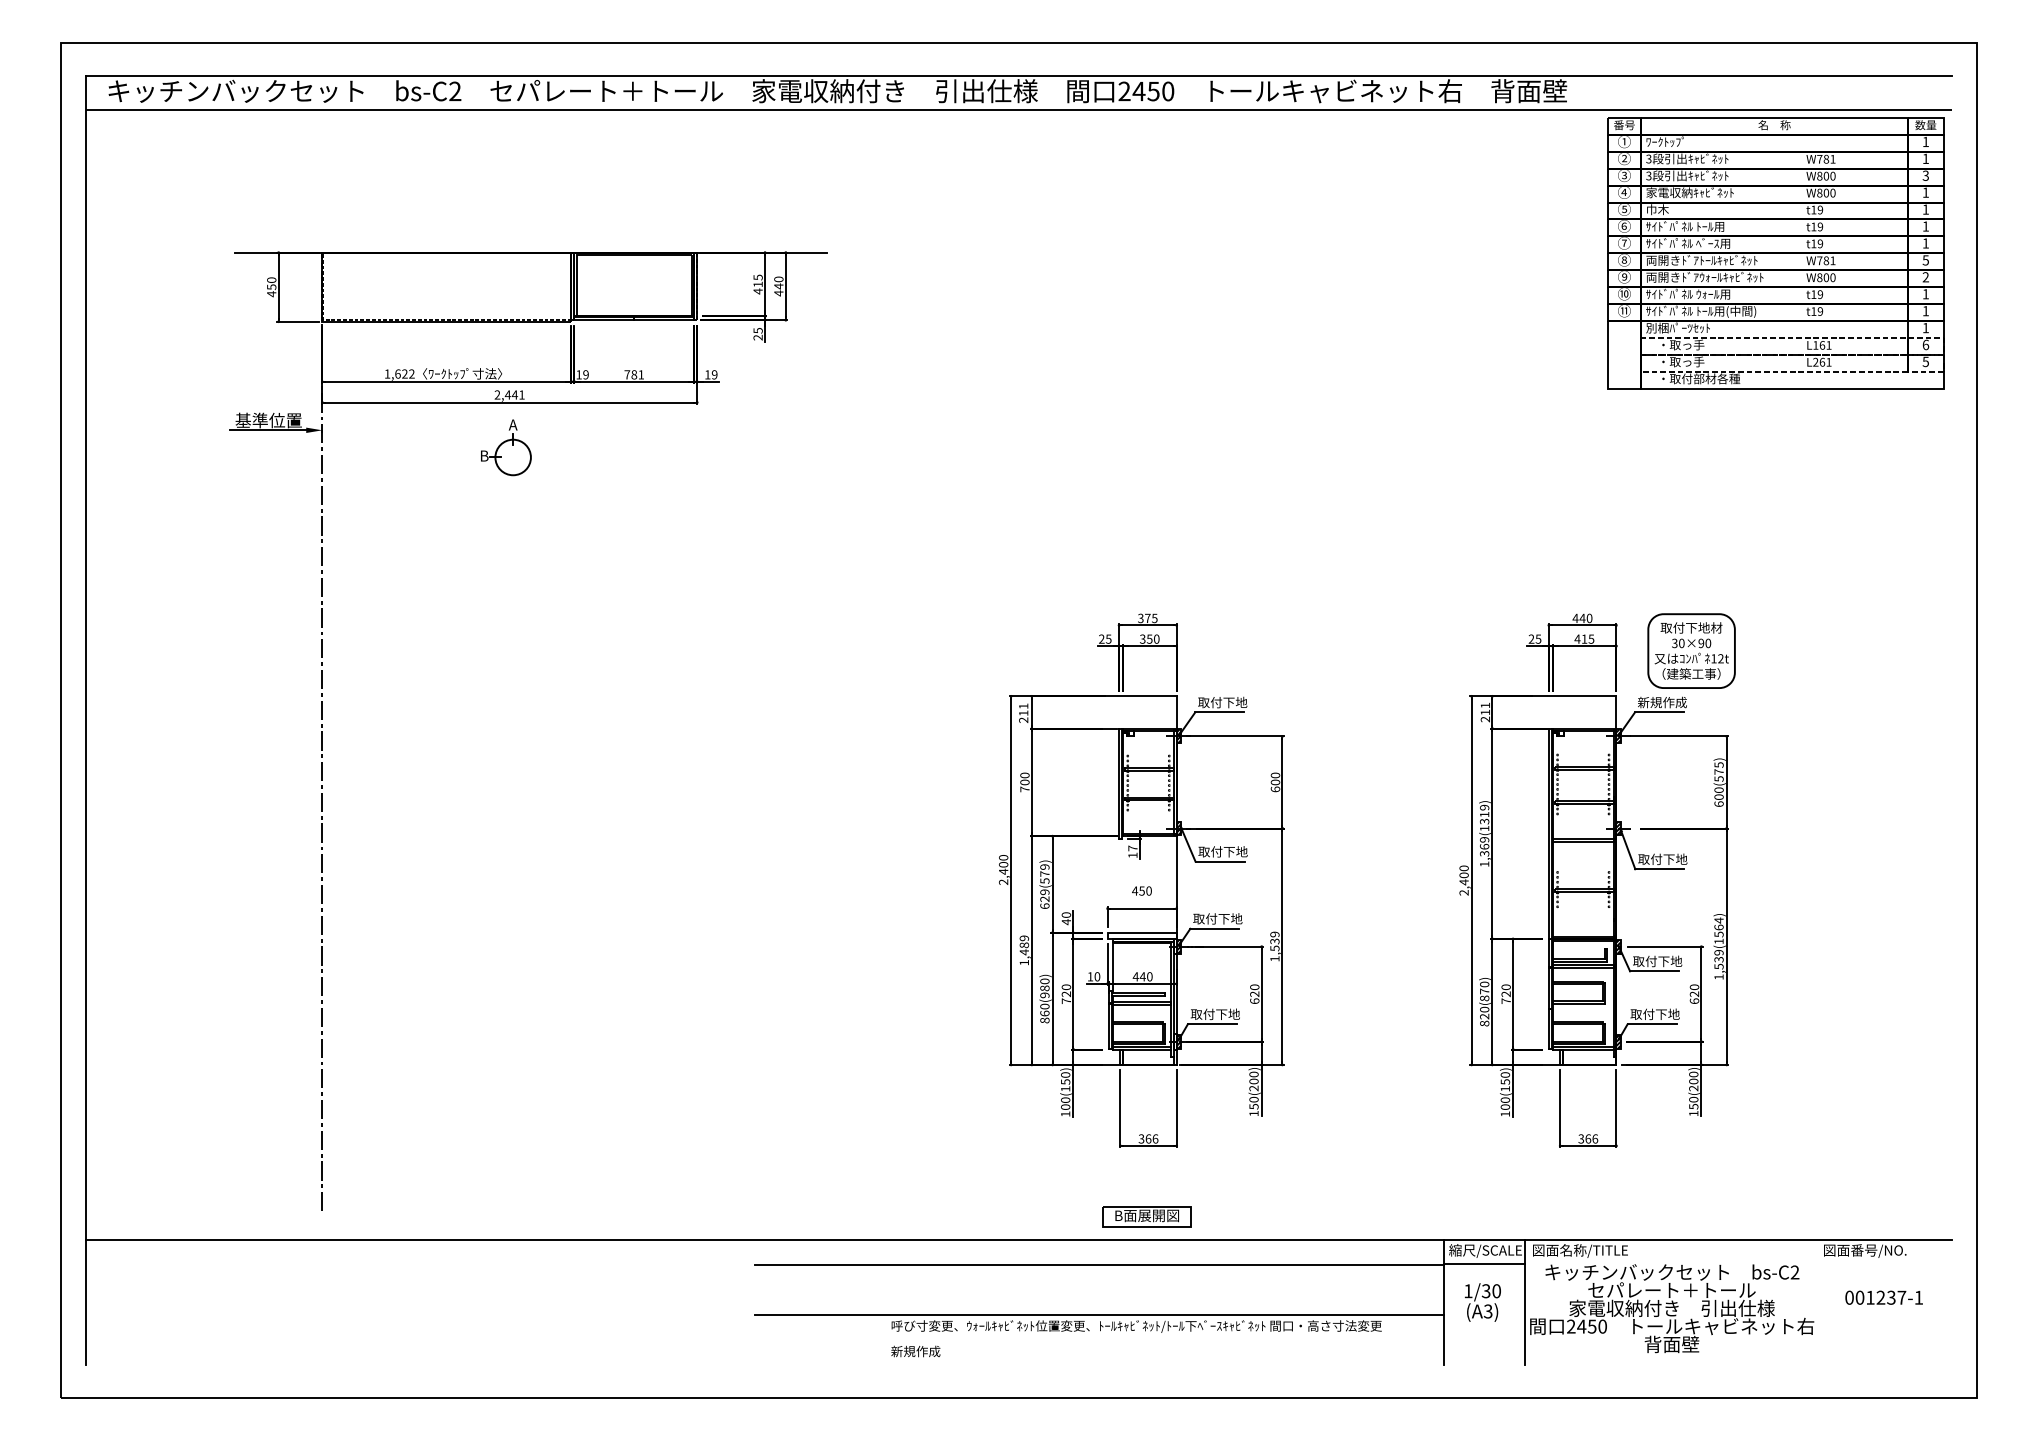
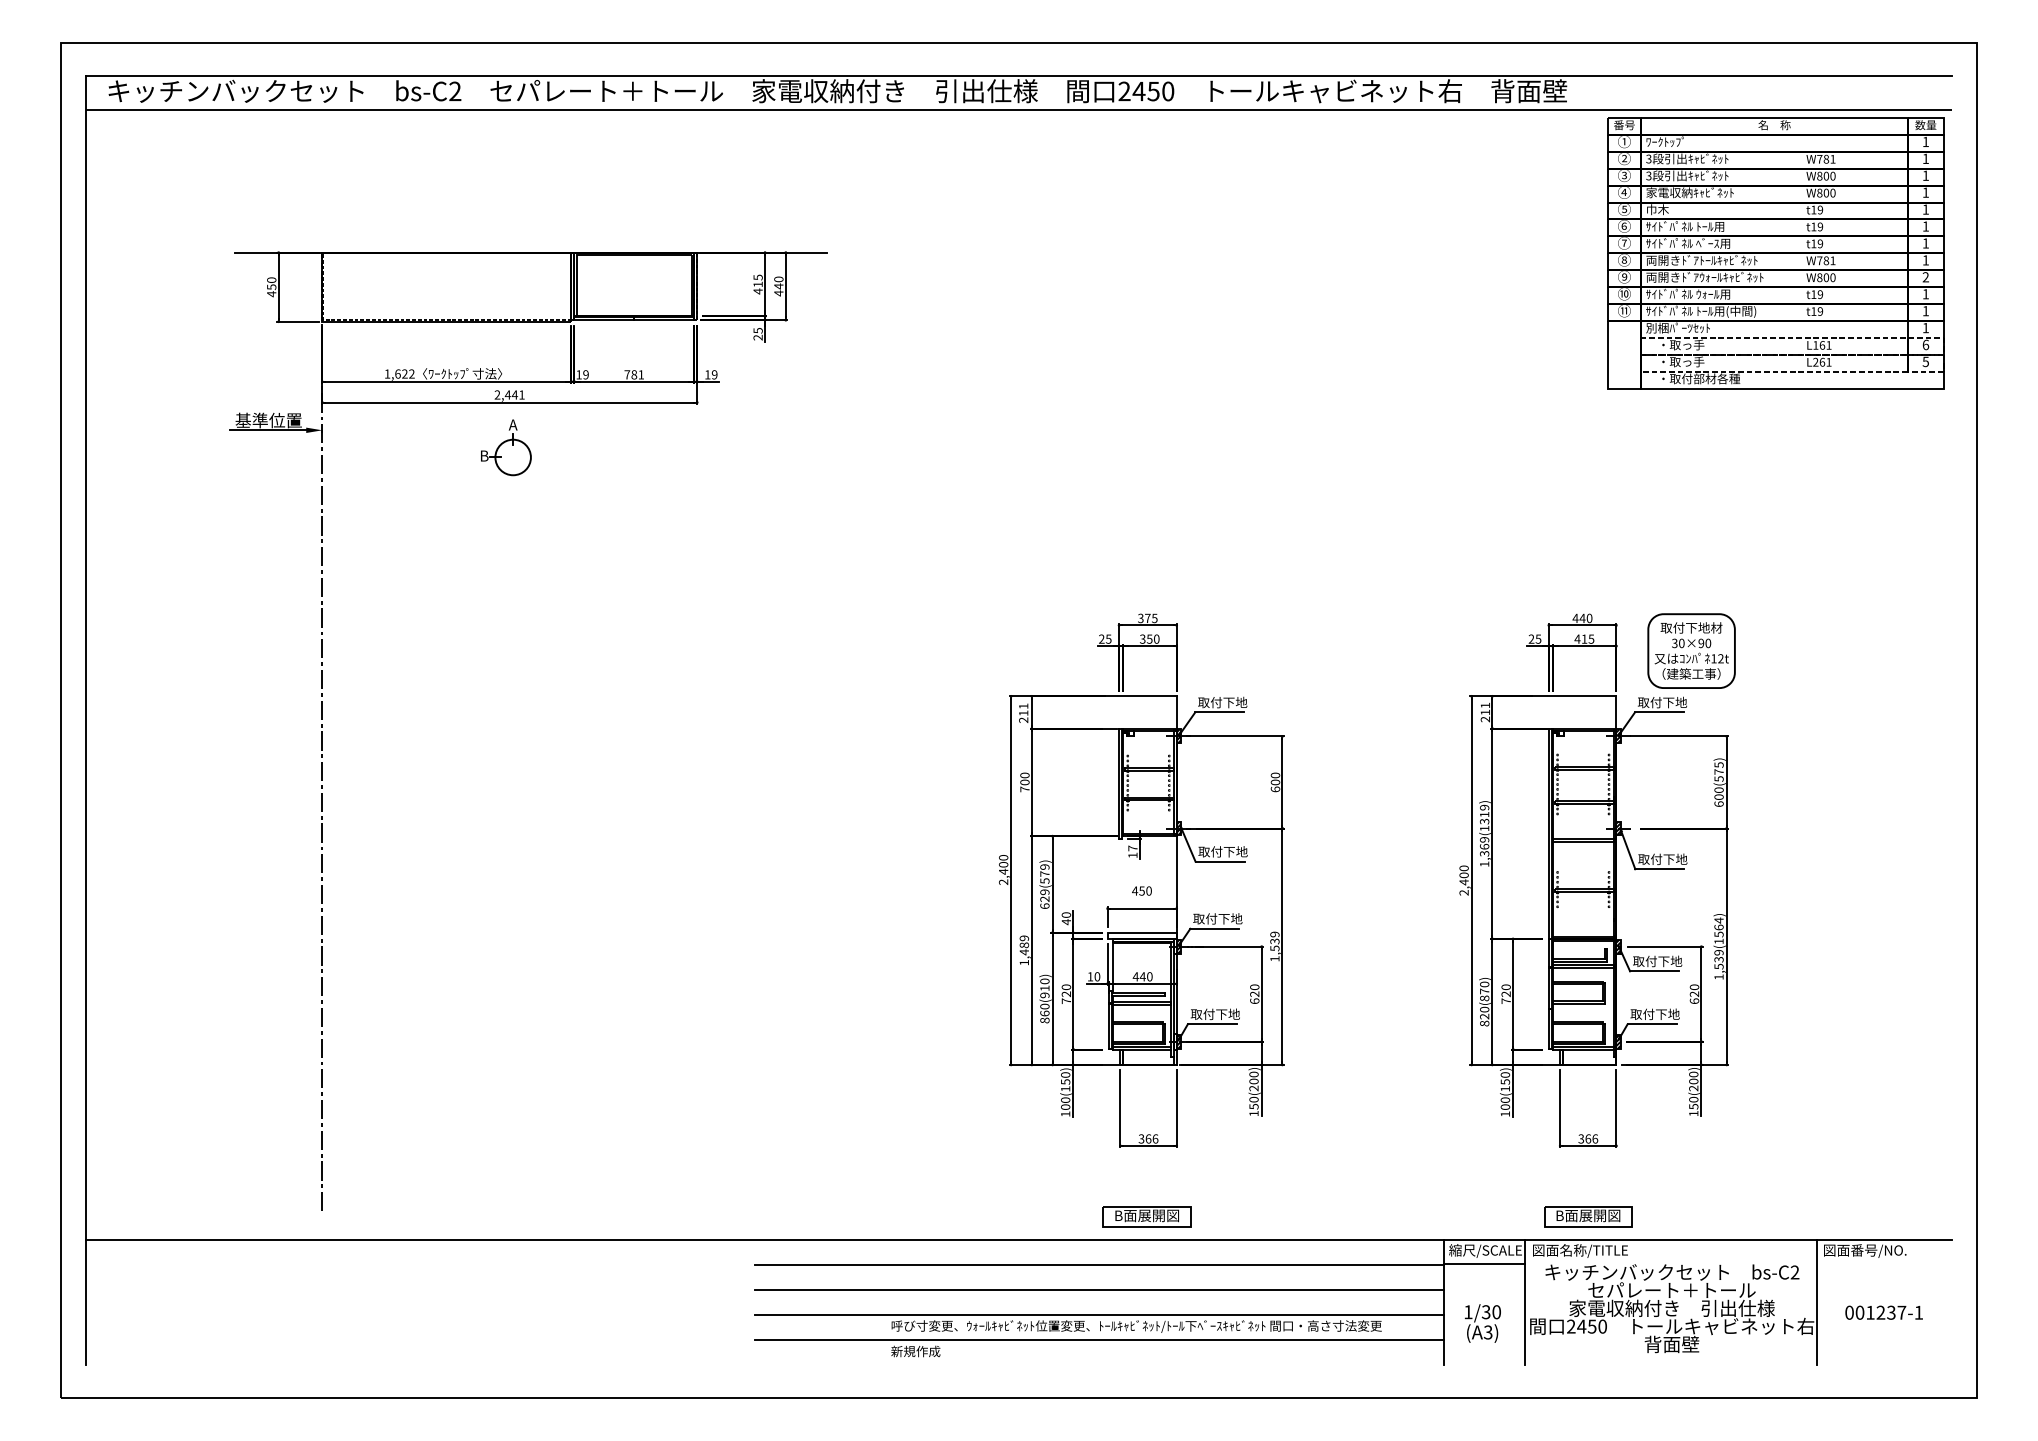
text: 3 -> 1 (1925, 175)
text: 5 -> 1 (1925, 260)
text: 新規作成 -> 取付下地 (1662, 702)
text: 860(980) -> 860(910) (1044, 988)
part: none -> present (1588, 1216)
line: none -> present (1099, 1290)
text position: (1883, 1297) -> (1883, 1312) (1883, 1312)
text position: (1482, 1302) -> (1482, 1323) (1482, 1323)
line: none -> present (1816, 1302)
line: none -> present (1099, 1340)
